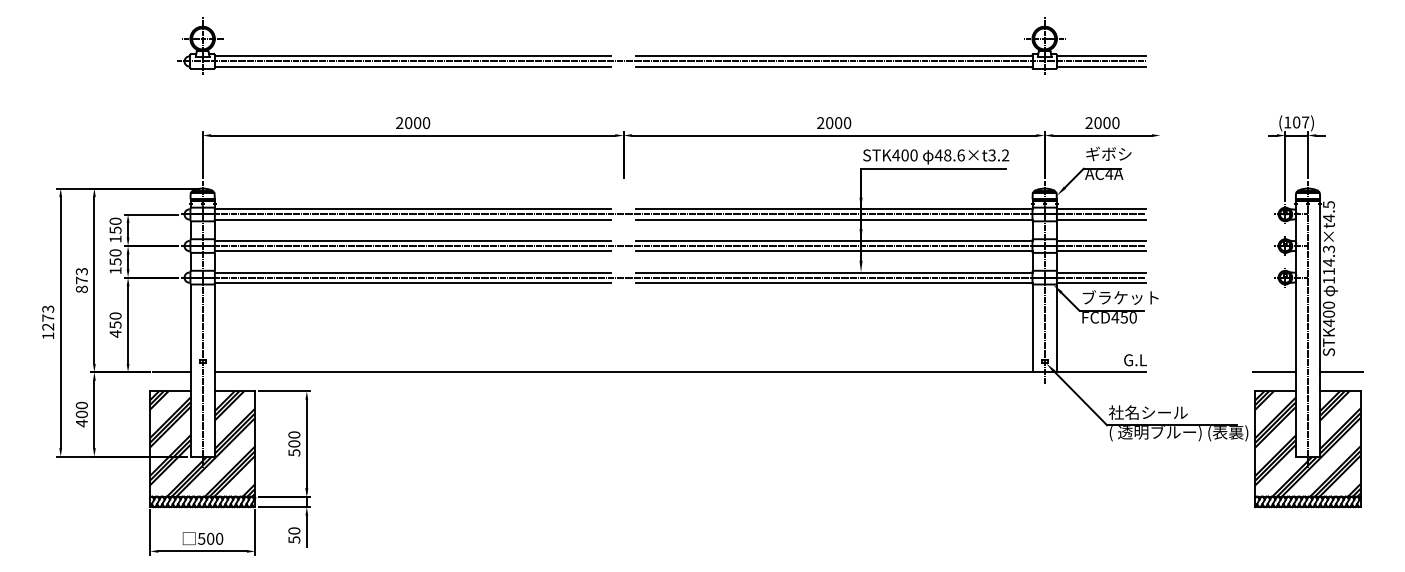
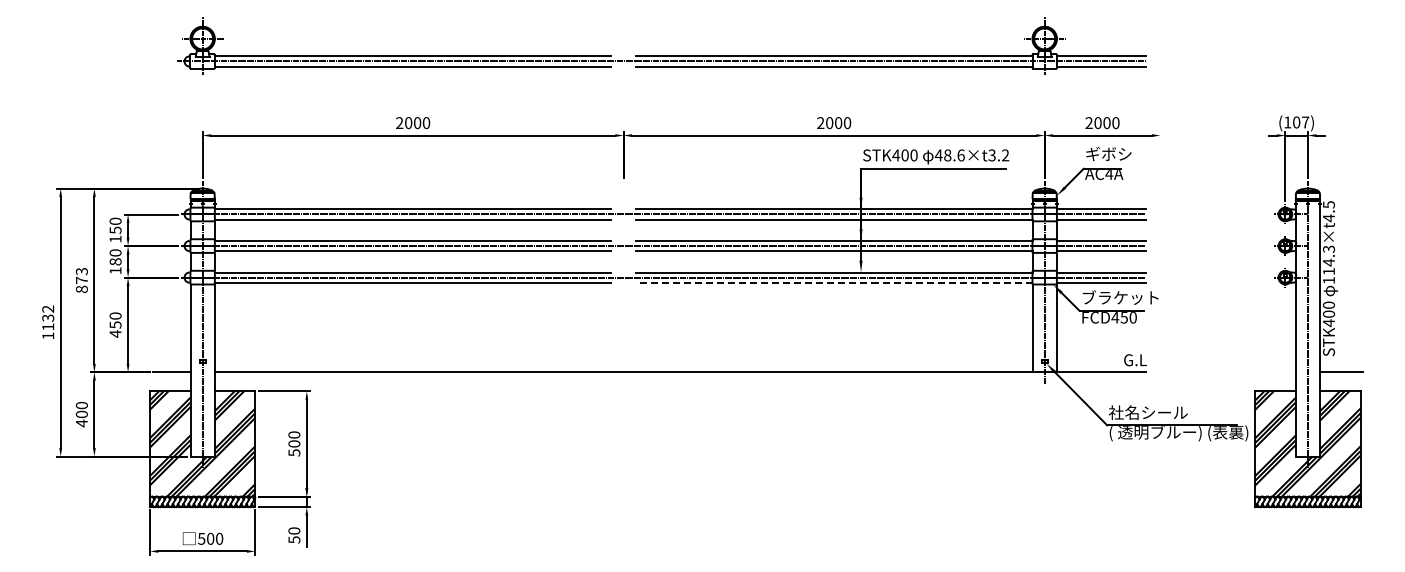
text: 150 -> 180 (115, 261)
line: solid -> dashed (833, 282)
text: 1273 -> 1132 (48, 317)
line: present -> none (1274, 372)
